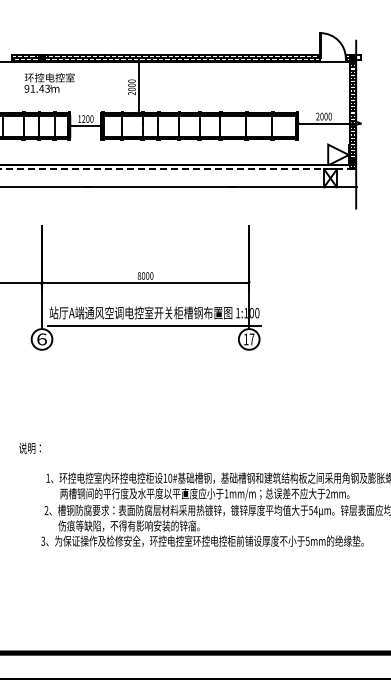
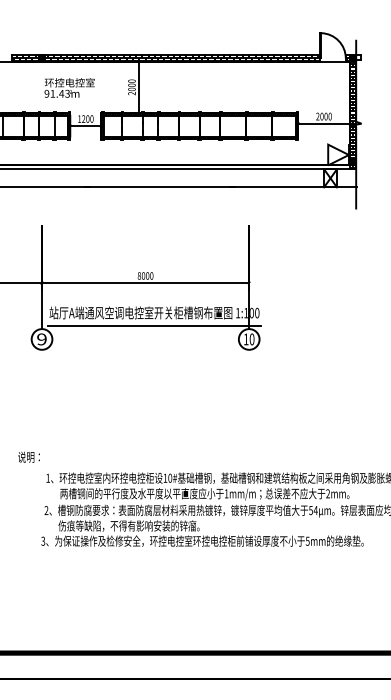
text position: (49, 82) -> (69, 87) (69, 87)
line: dashed -> solid (178, 169)
text: 6 -> 9 (41, 339)
text: 17 -> 10 (251, 339)
text position: (29, 447) -> (28, 456) (28, 456)
